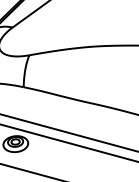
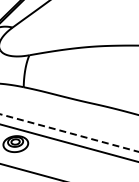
line: solid -> dashed (69, 133)
